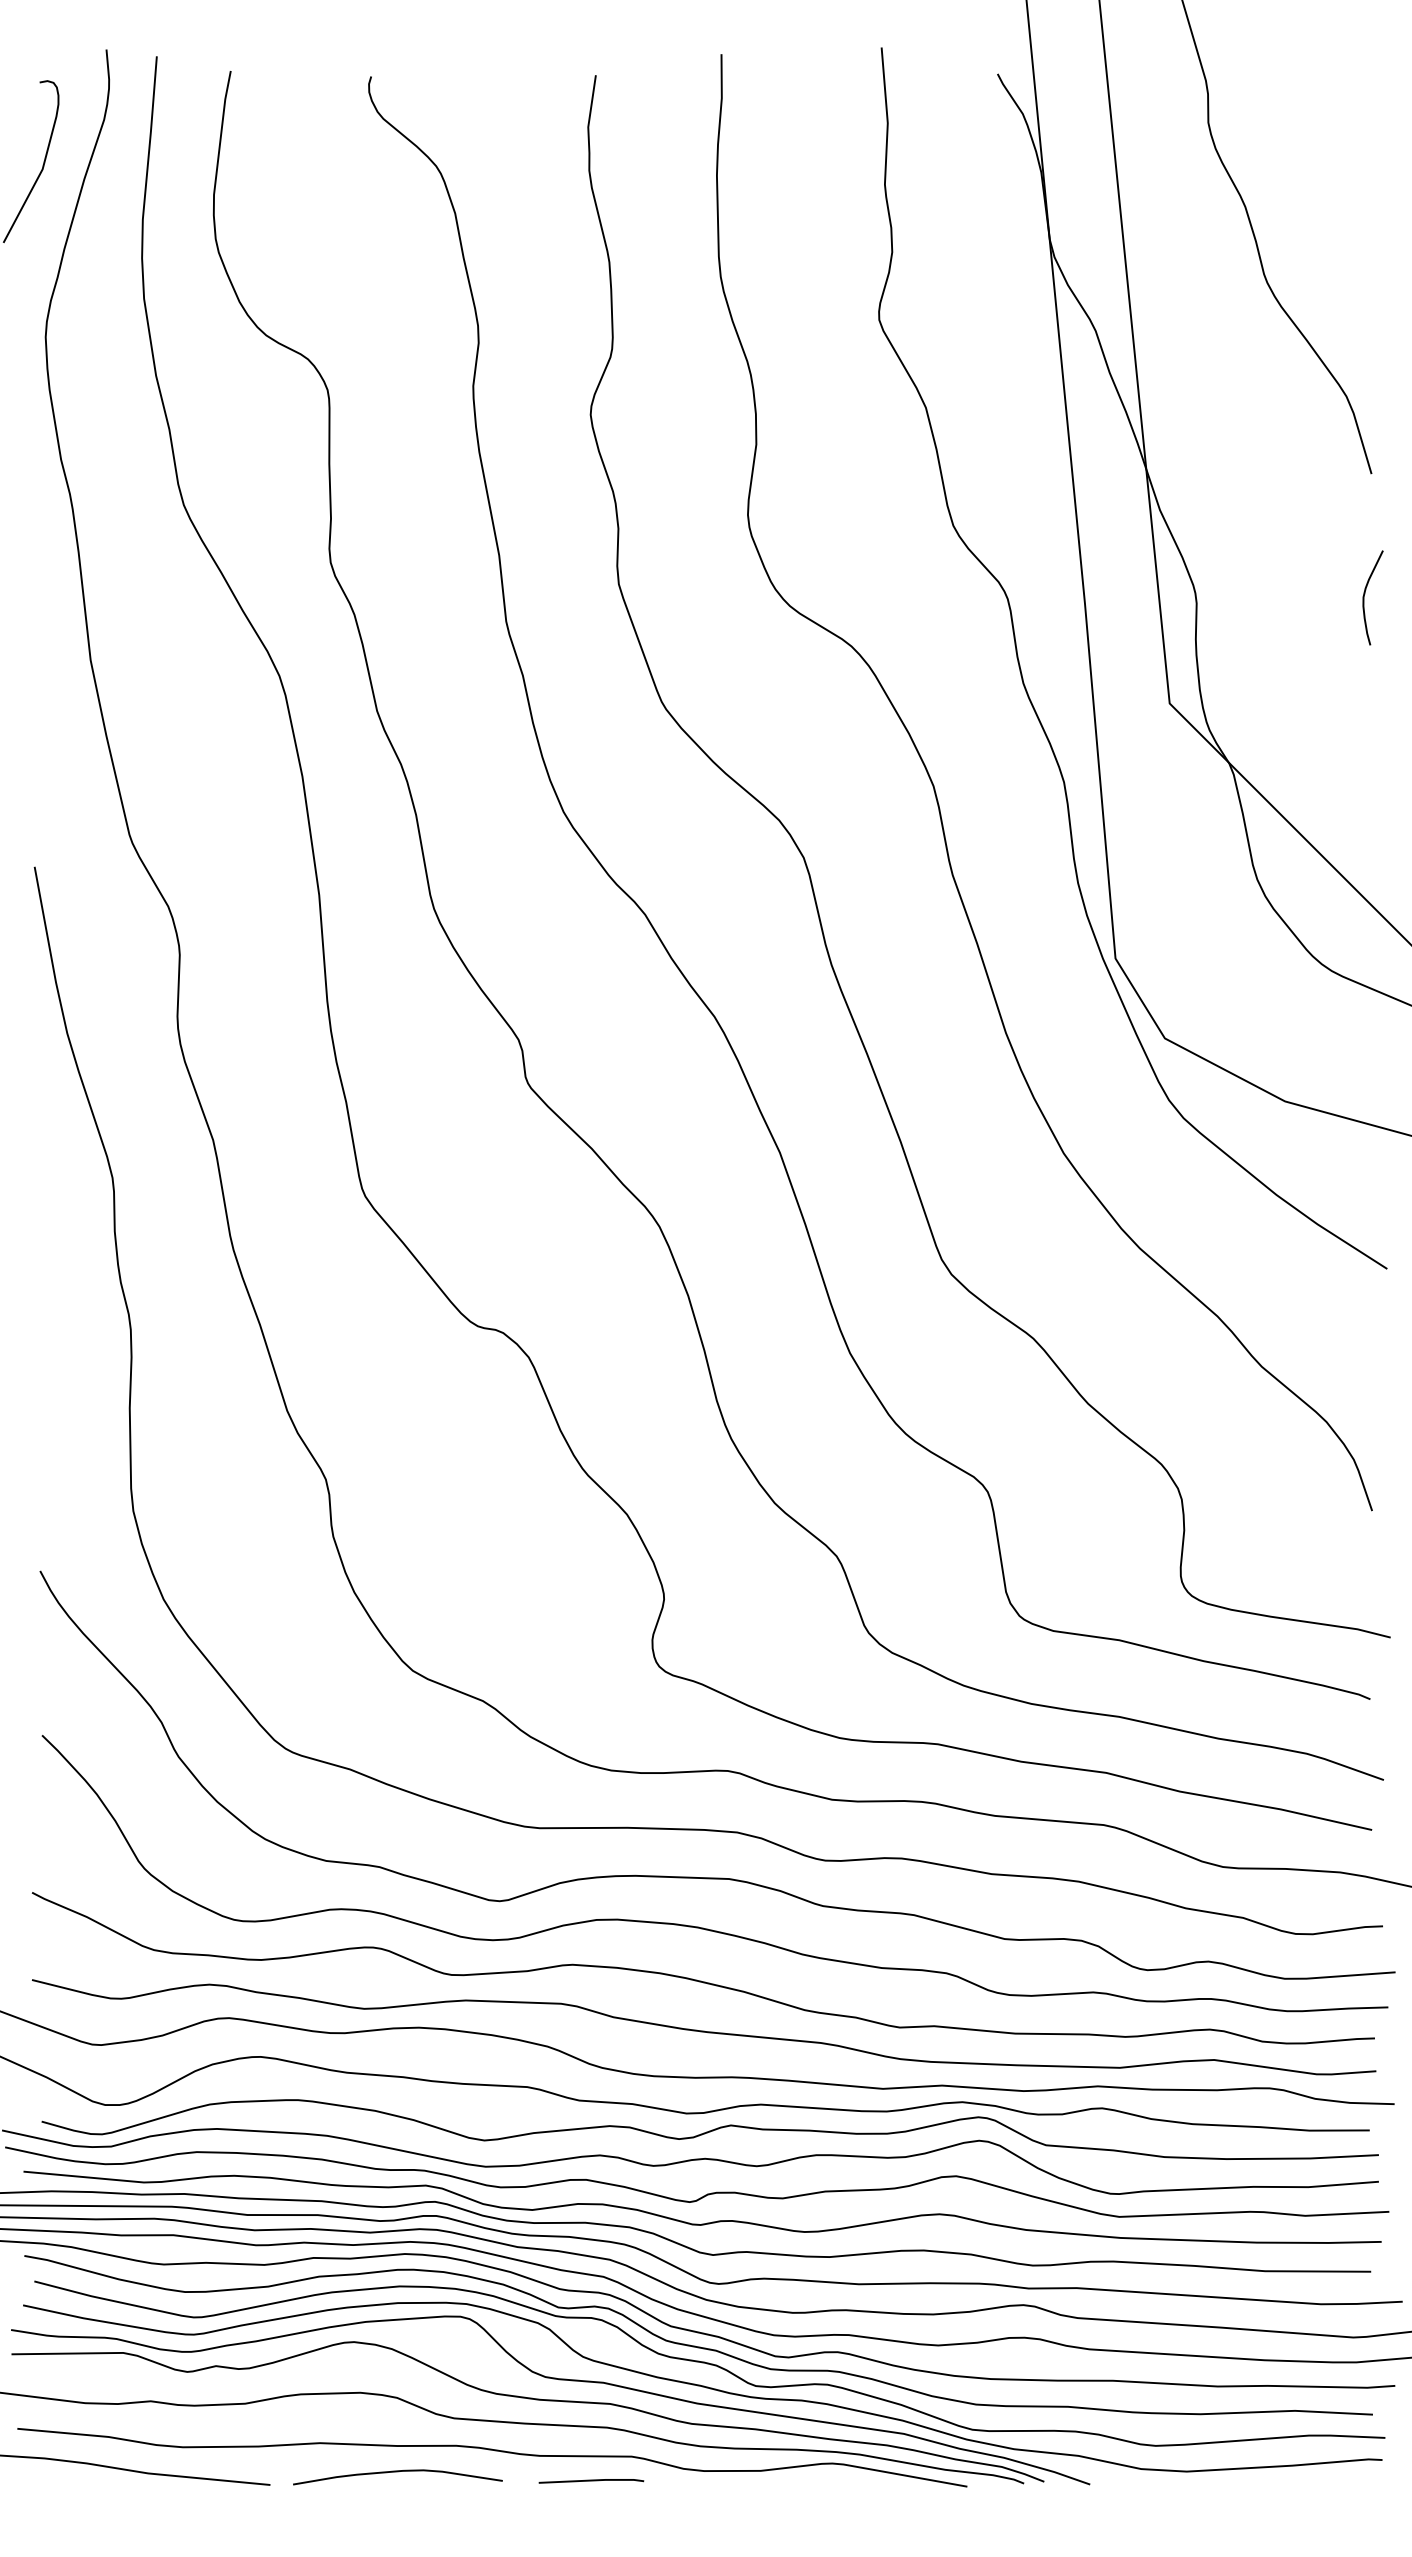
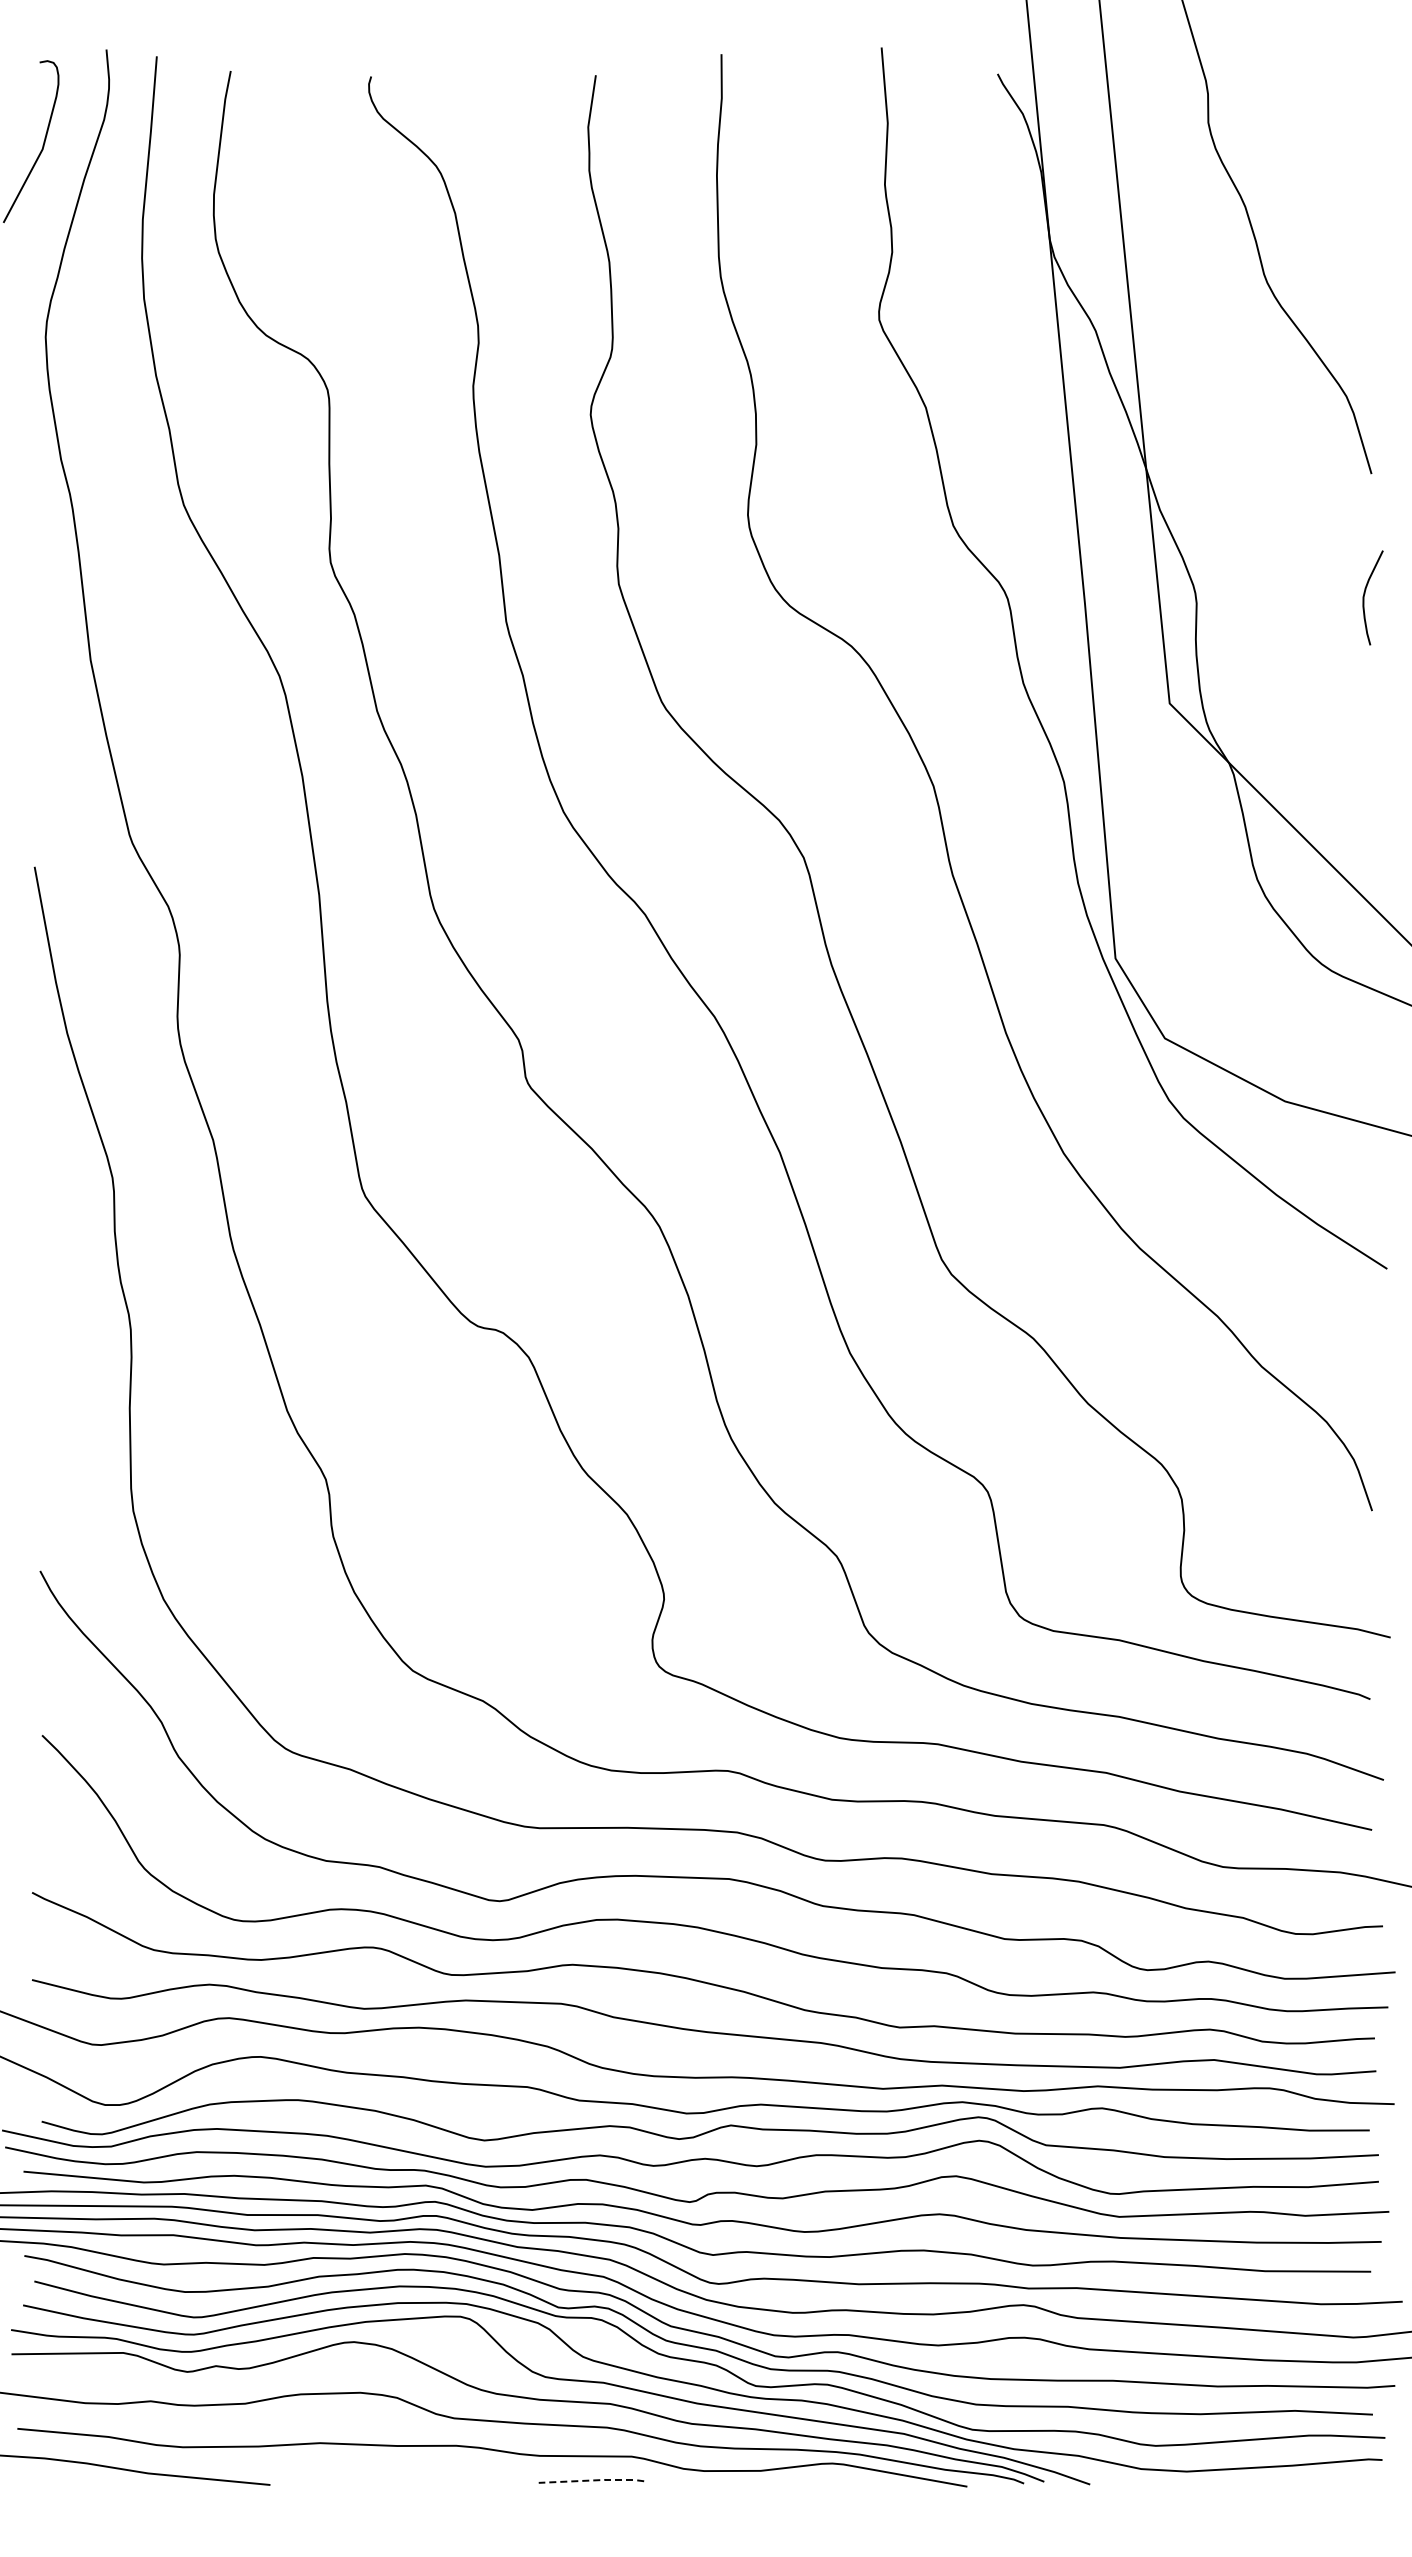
curve position: (42, 165) -> (42, 145) (42, 145)
curve: present -> none (397, 2472)
line: solid -> dashed (592, 2480)
